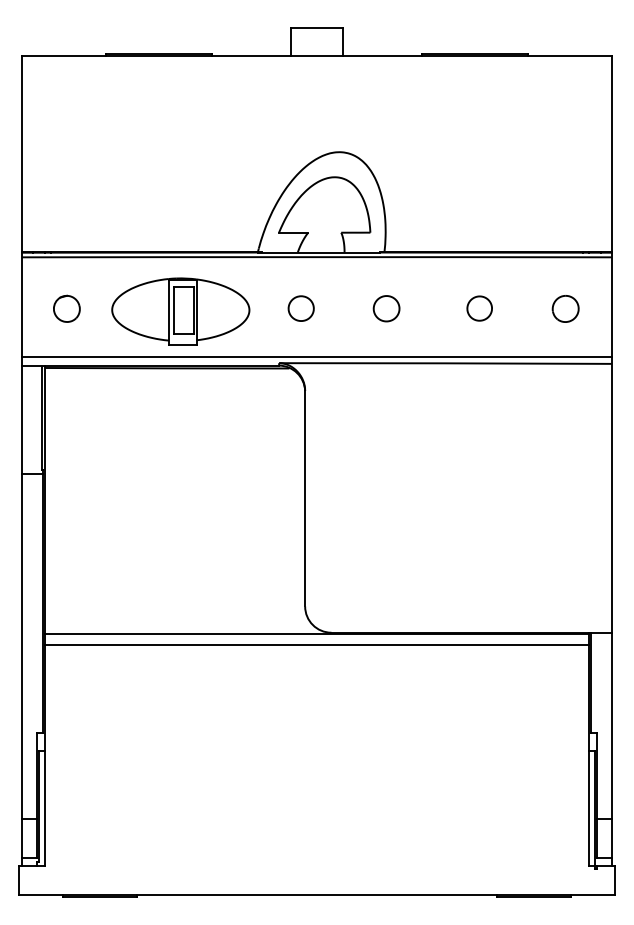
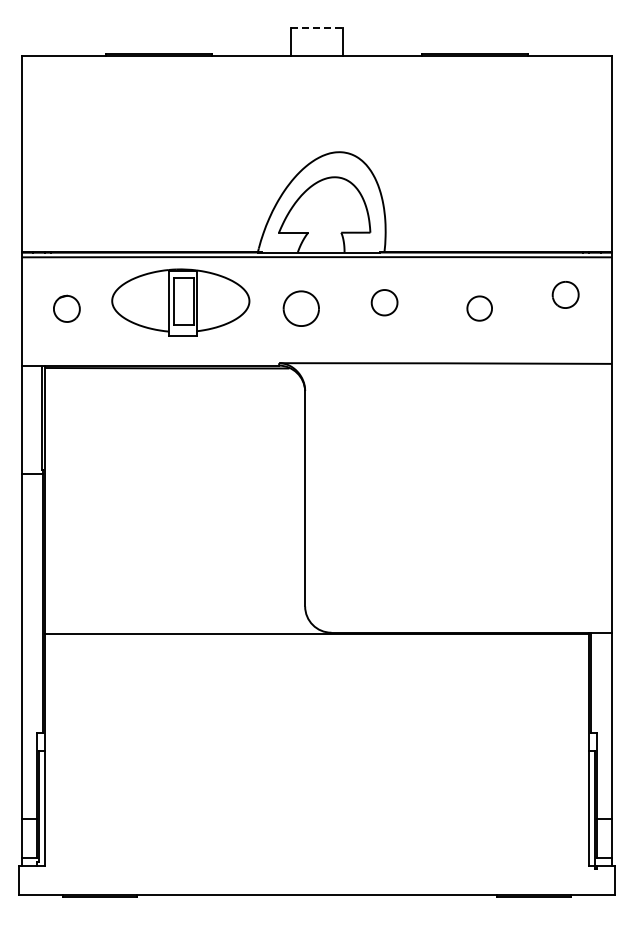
line: solid -> dashed (317, 27)
part size: 28x27 px -> 38x37 px (300, 308)
part position: (386, 308) -> (384, 302) (384, 302)
part position: (565, 308) -> (565, 294) (565, 294)
part position: (180, 311) -> (180, 302) (180, 302)
line: present -> none (316, 356)
line: present -> none (316, 645)
